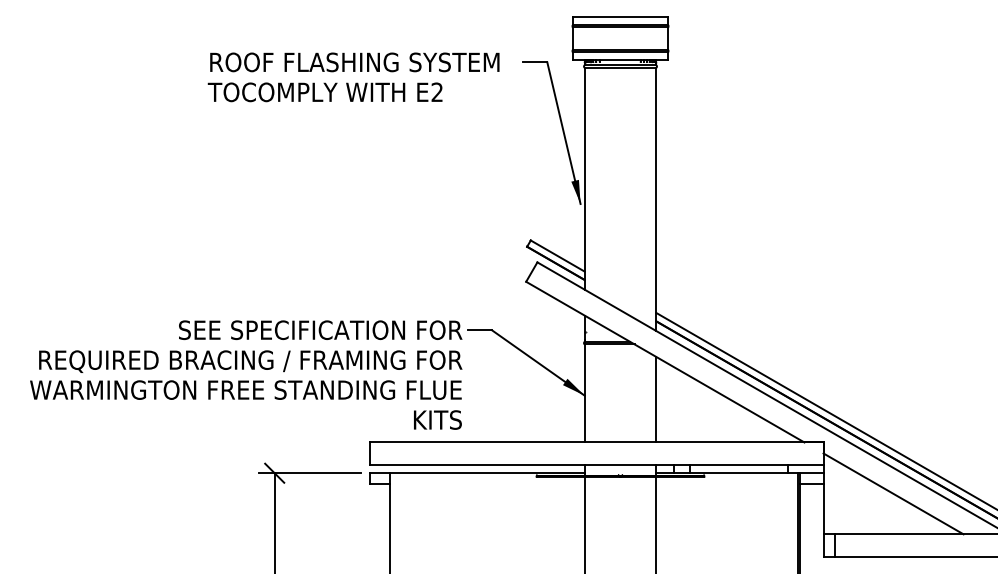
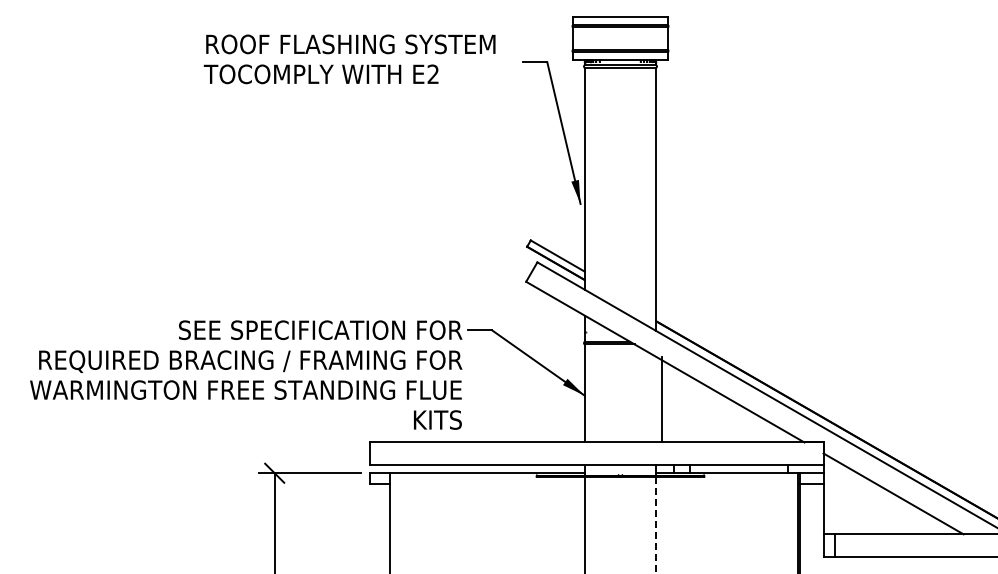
text position: (353, 77) -> (349, 59) (349, 59)
line position: (656, 399) -> (662, 399) (662, 399)
line: present -> none (825, 410)
line: solid -> dashed (656, 525)
